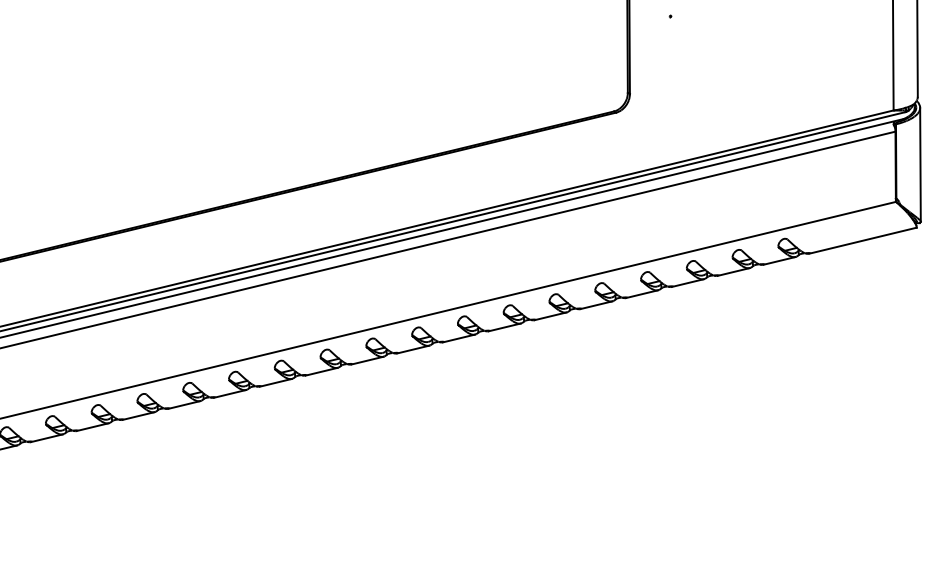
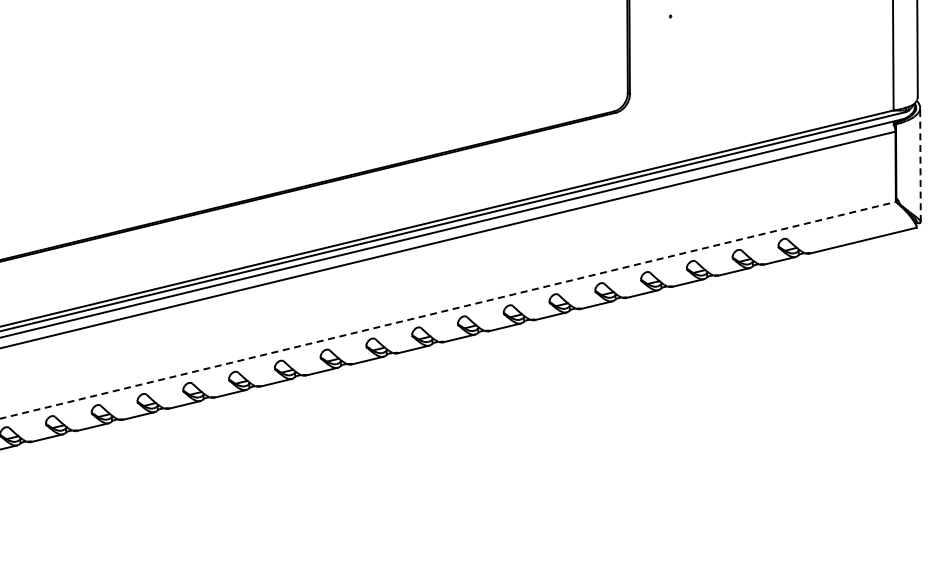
line: solid -> dashed (920, 164)
line: solid -> dashed (448, 310)
